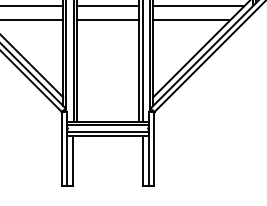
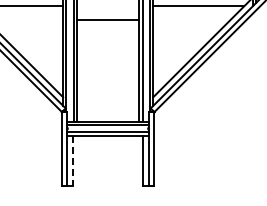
line: present -> none (108, 6)
line: present -> none (32, 20)
line: present -> none (191, 20)
line: solid -> dashed (73, 161)
